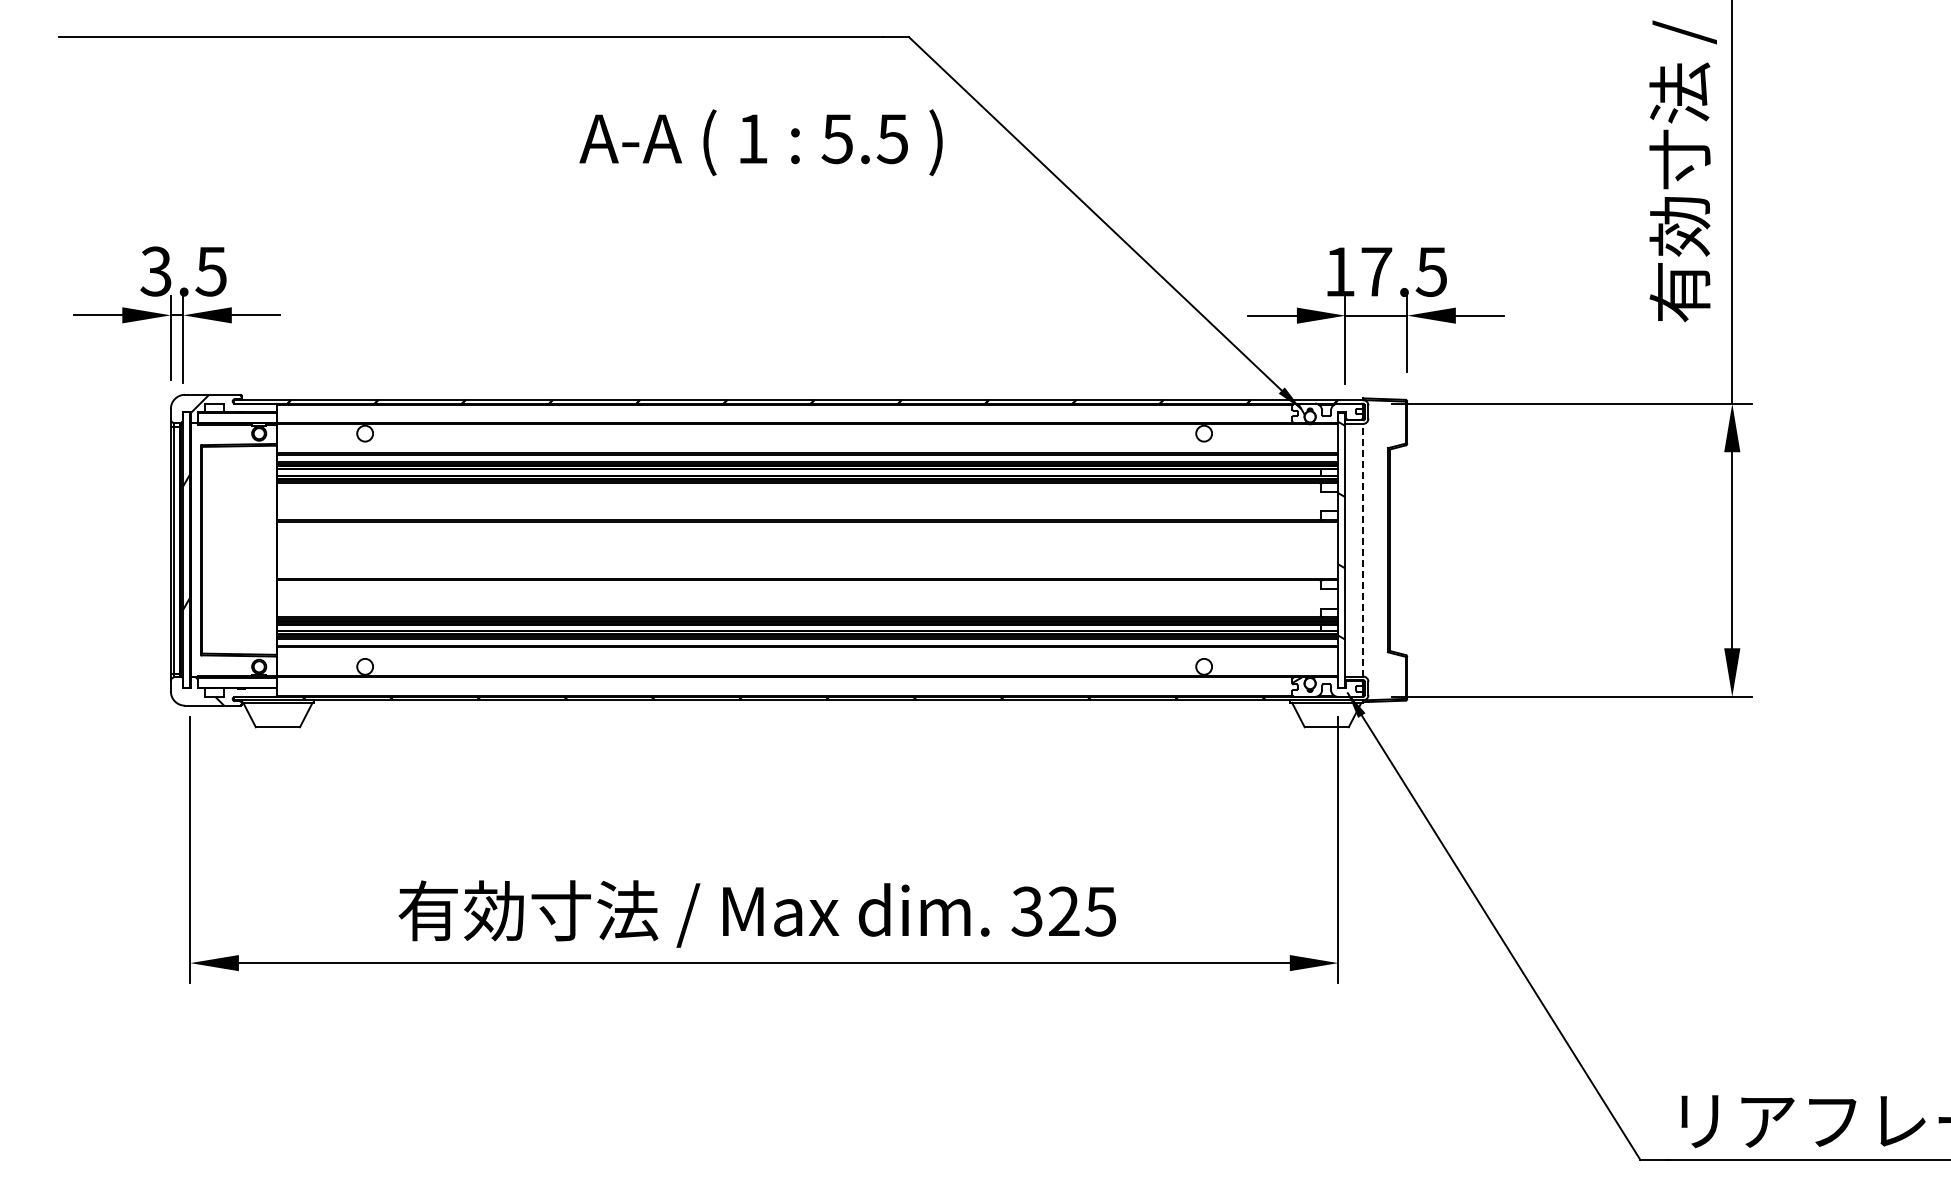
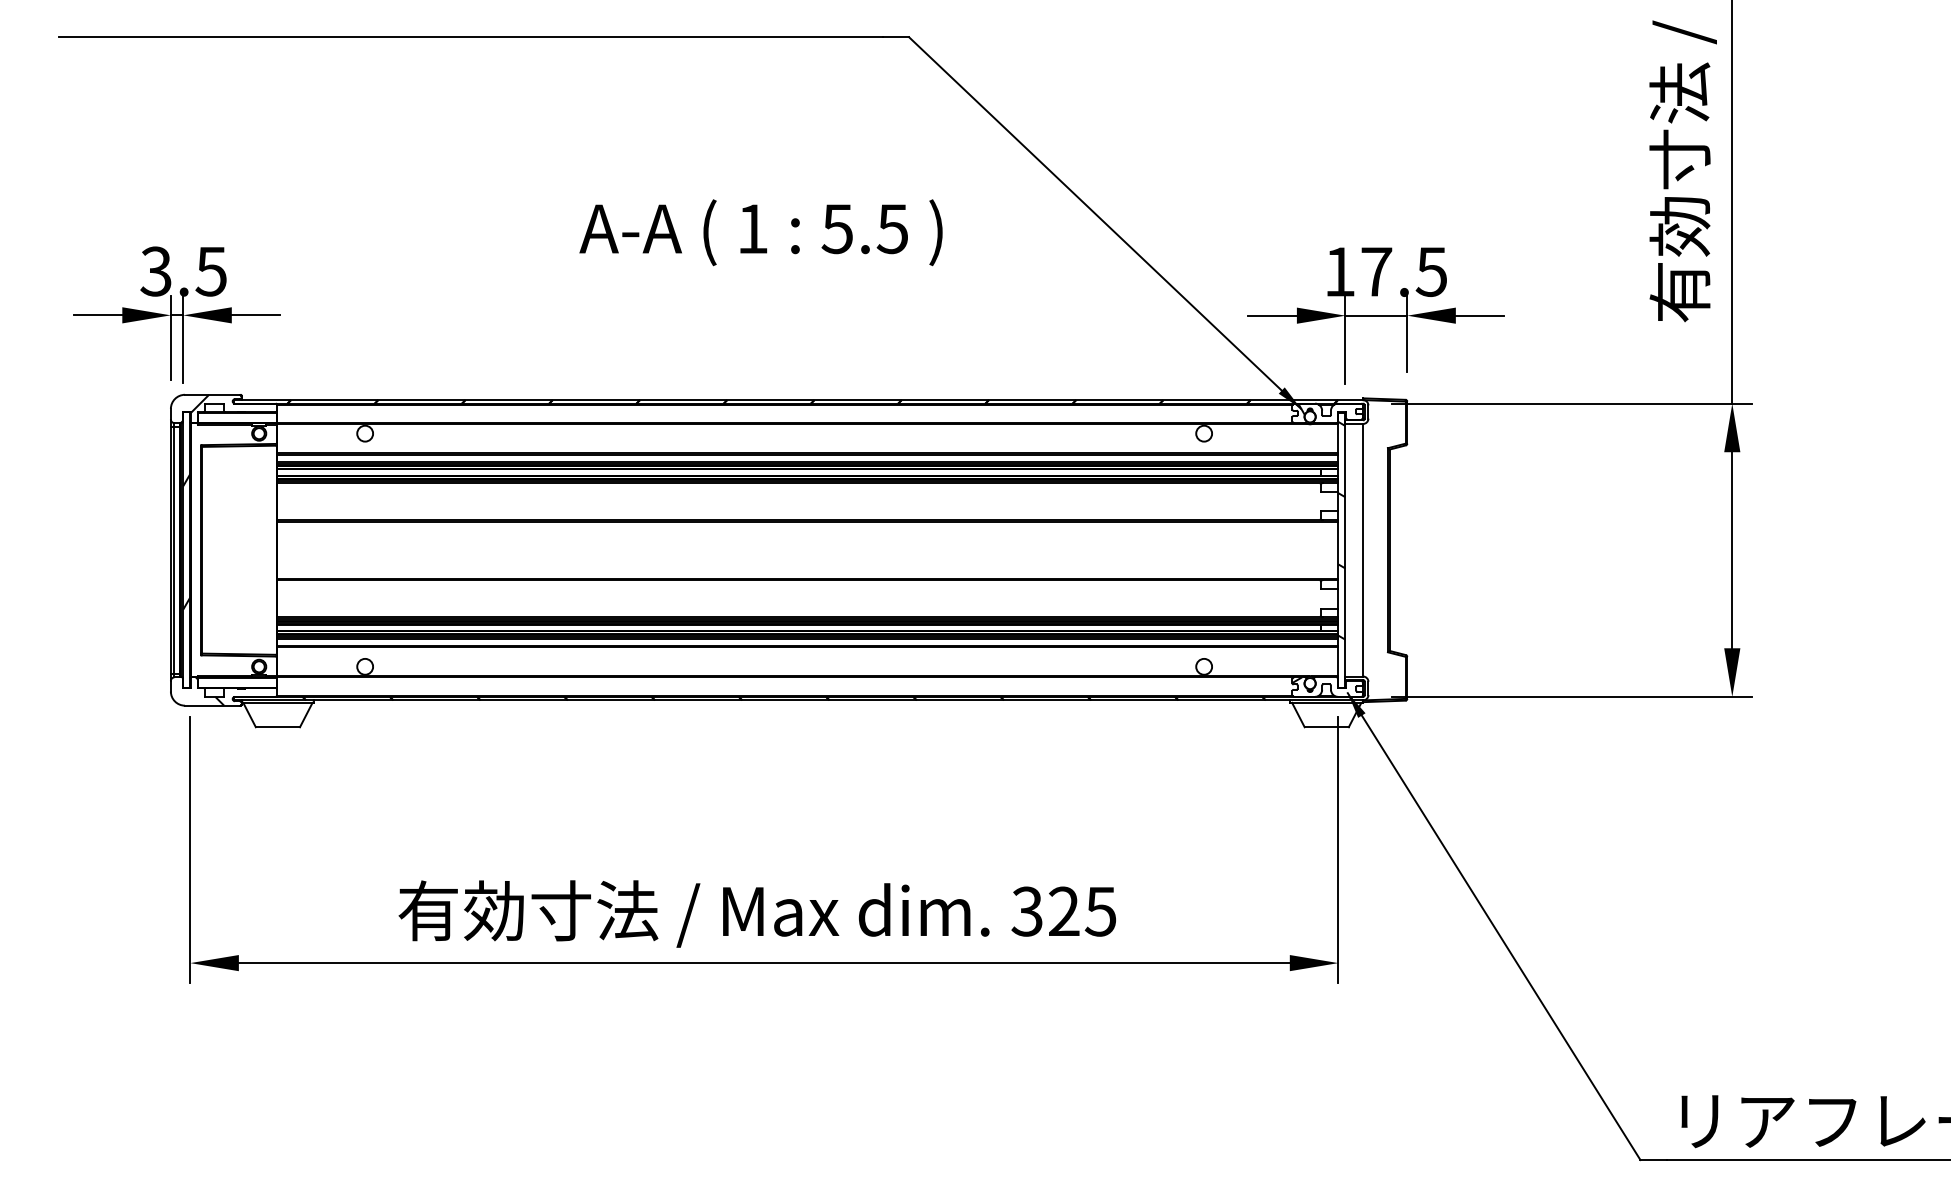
text position: (760, 142) -> (760, 232) (760, 232)
line: dashed -> solid (1363, 549)
